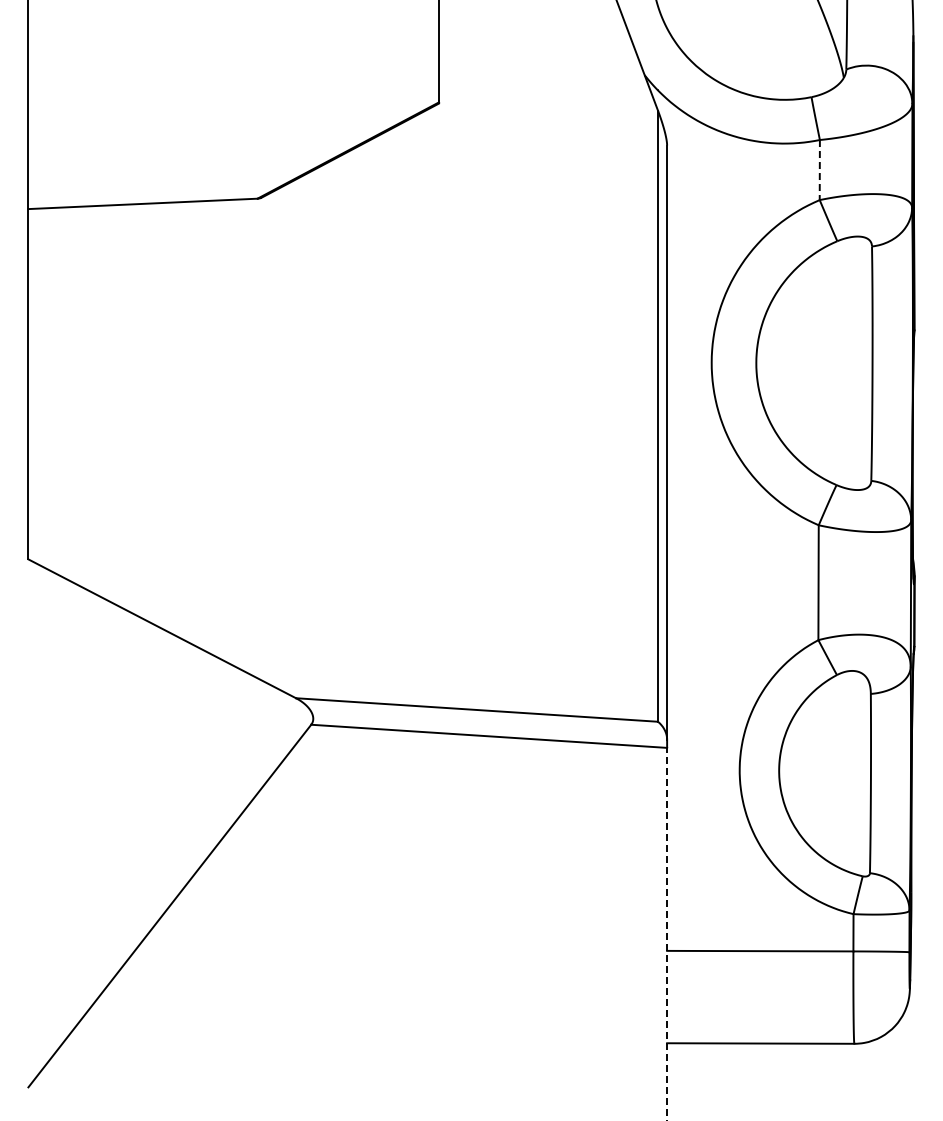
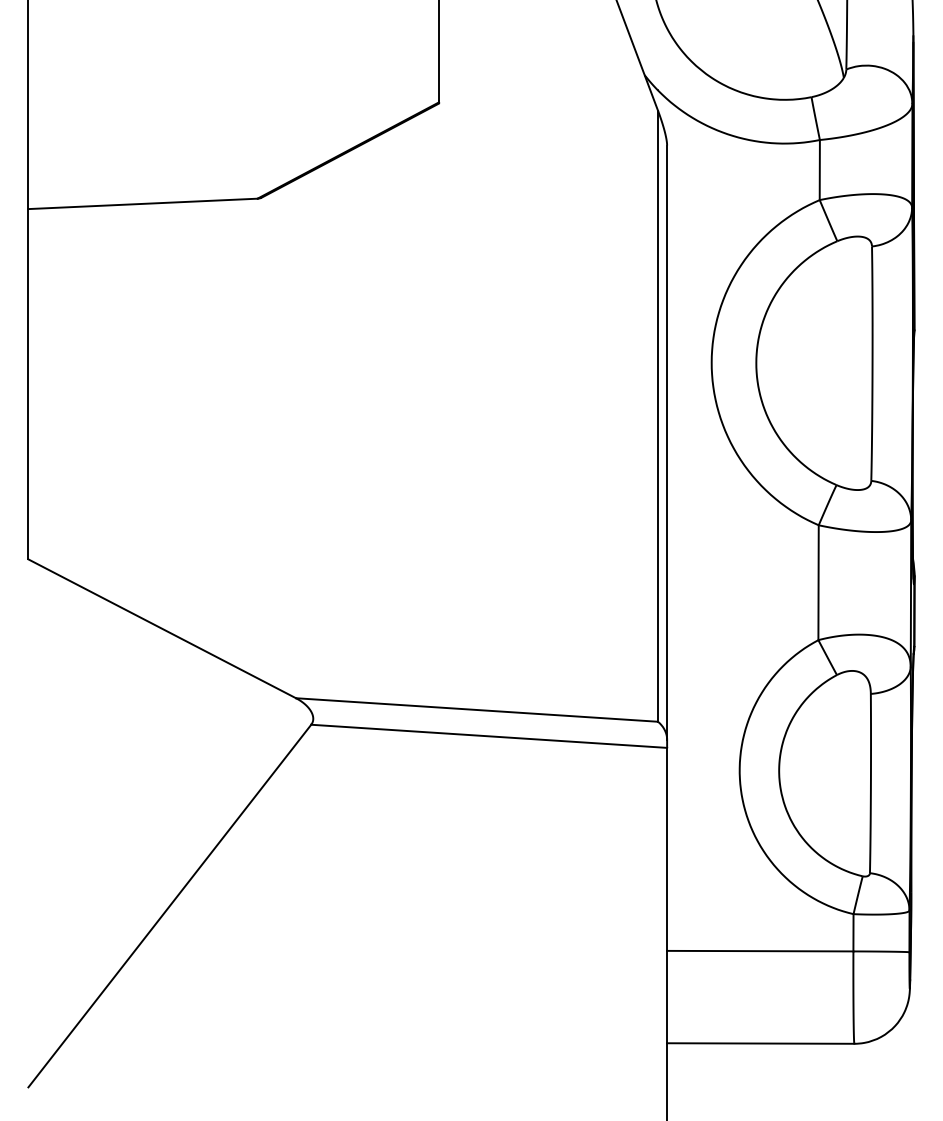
line: dashed -> solid (819, 170)
line: dashed -> solid (667, 933)
